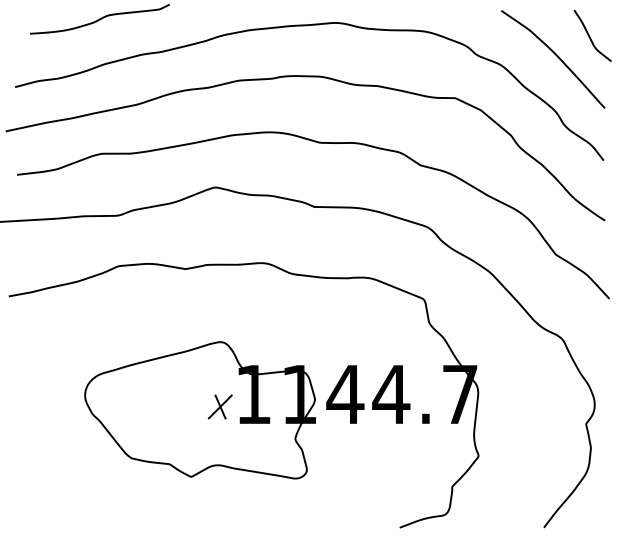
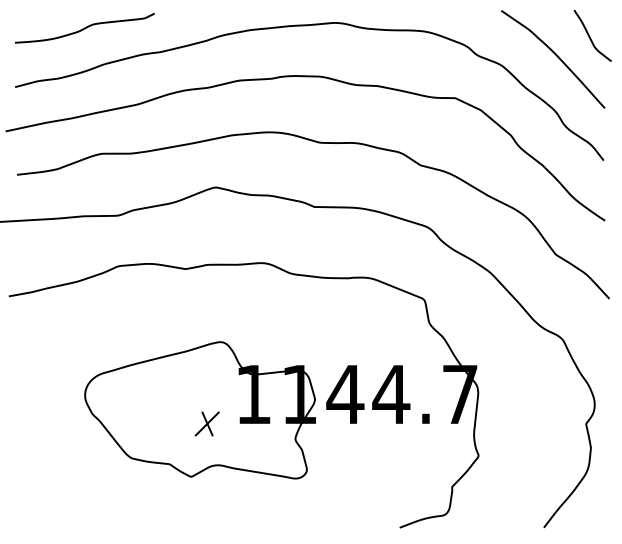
curve position: (99, 19) -> (84, 28) (84, 28)
part position: (219, 406) -> (206, 423) (206, 423)
